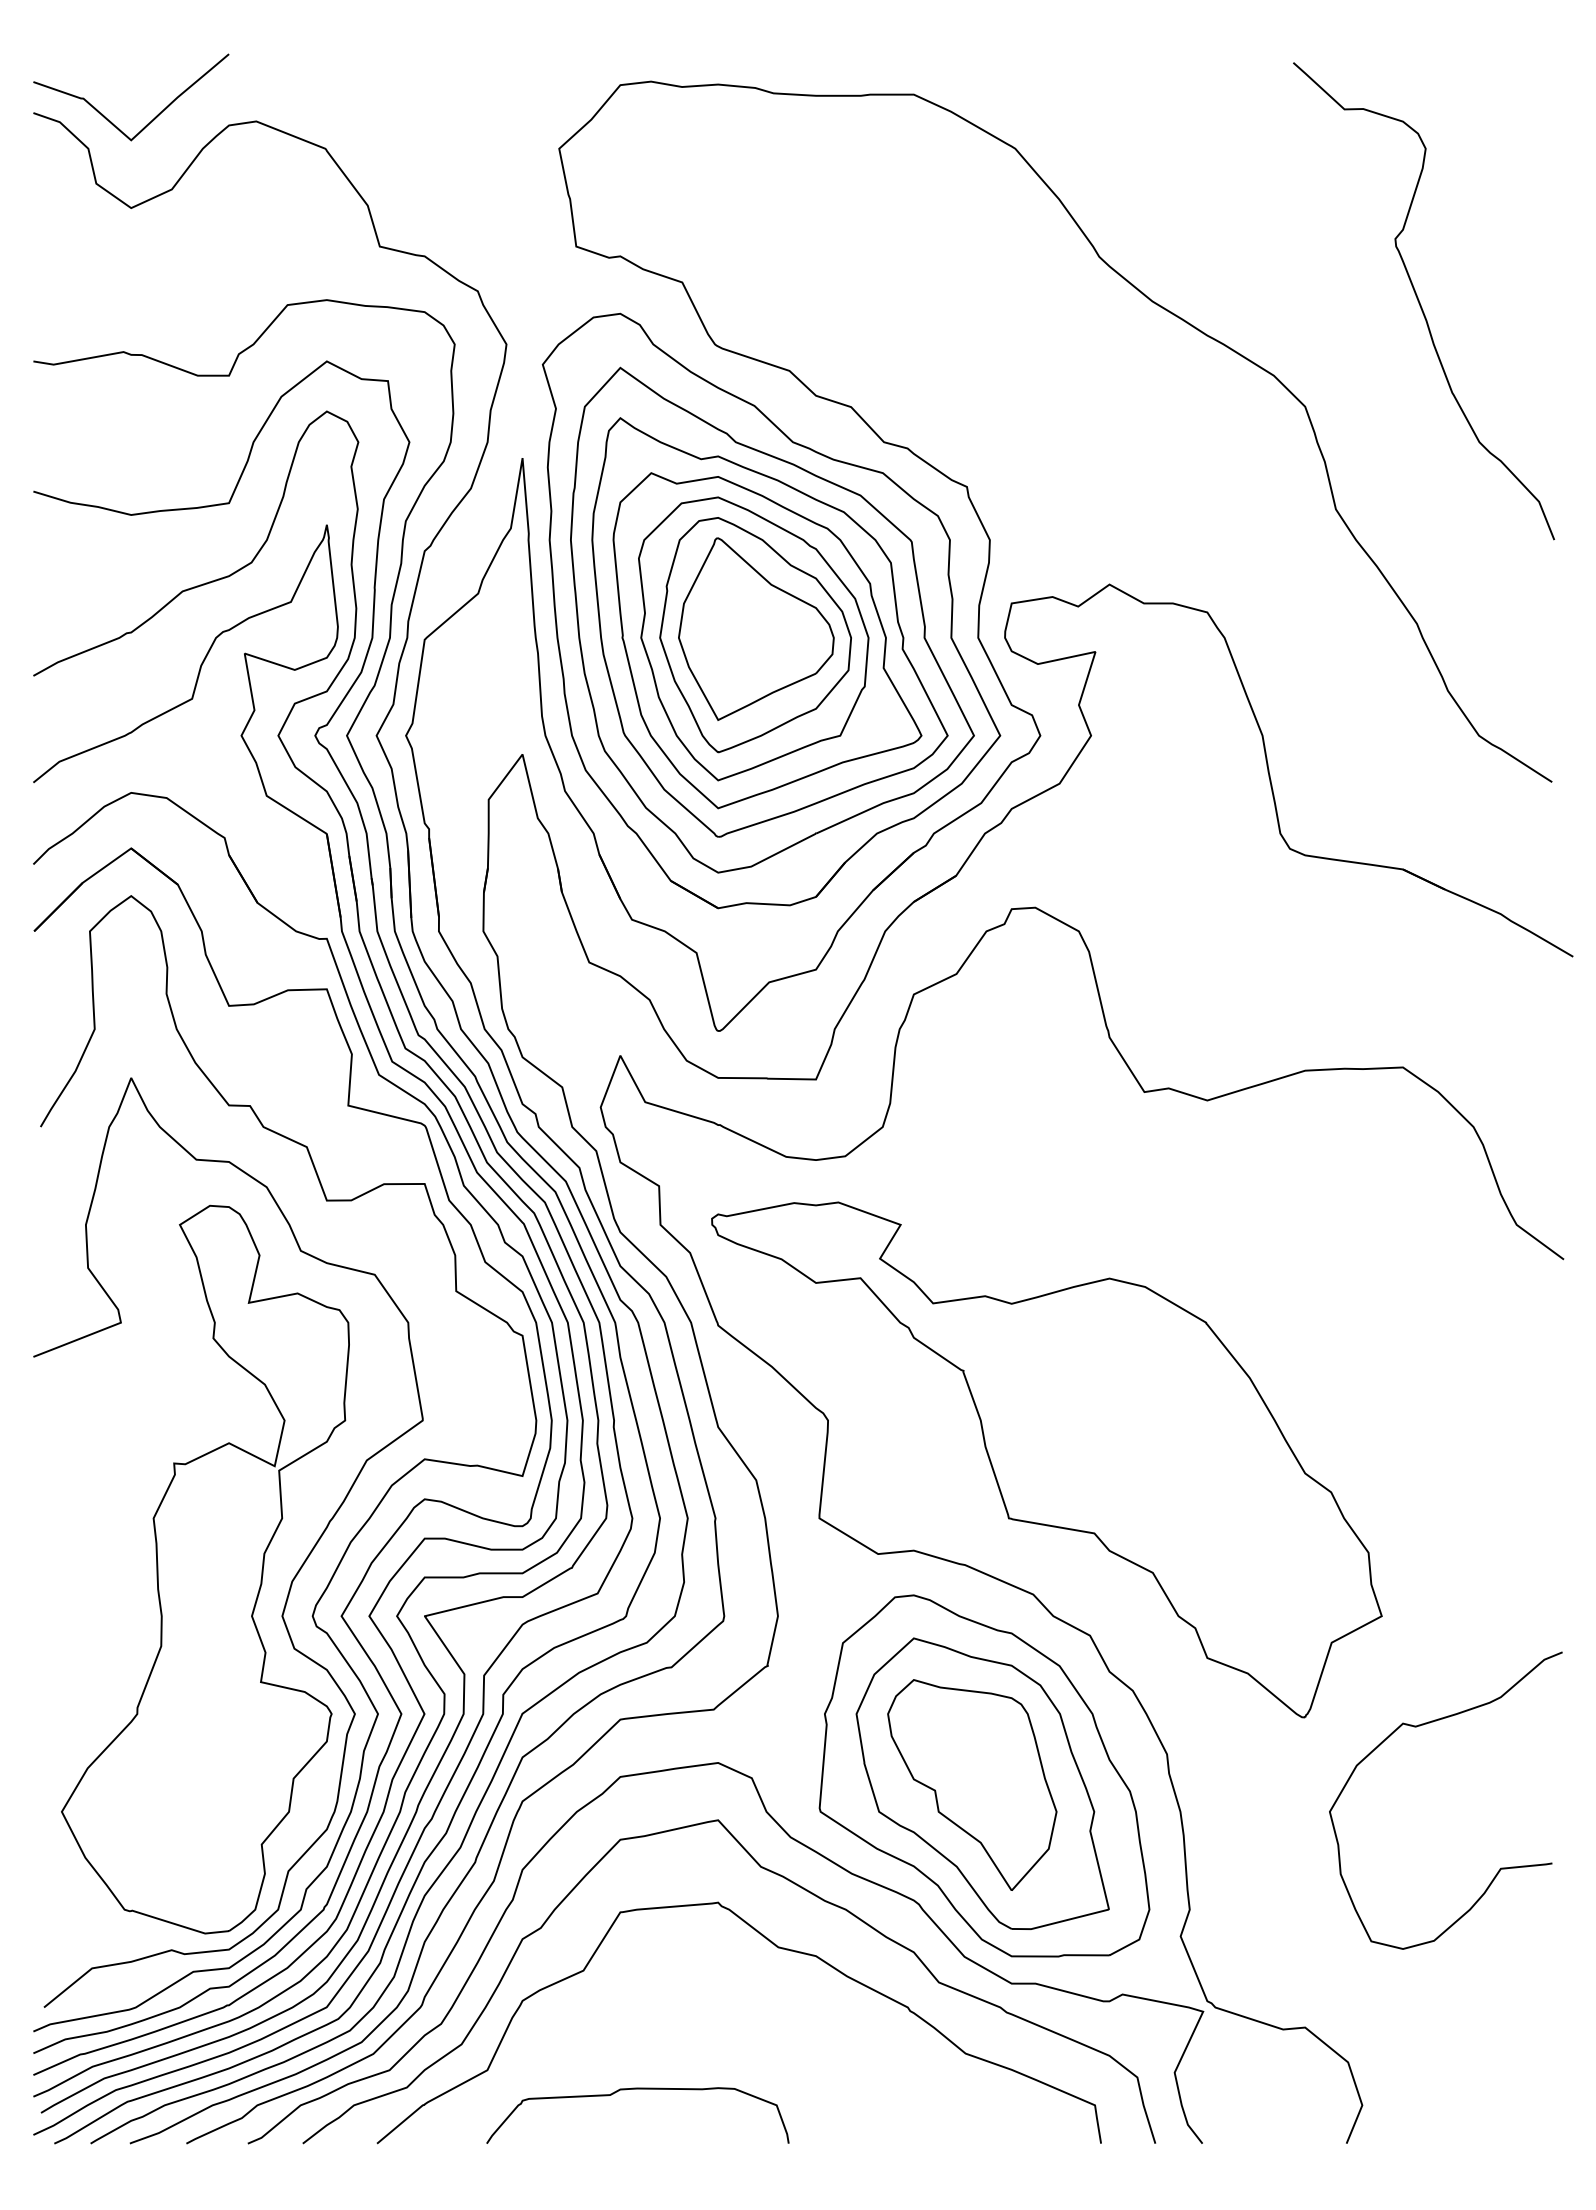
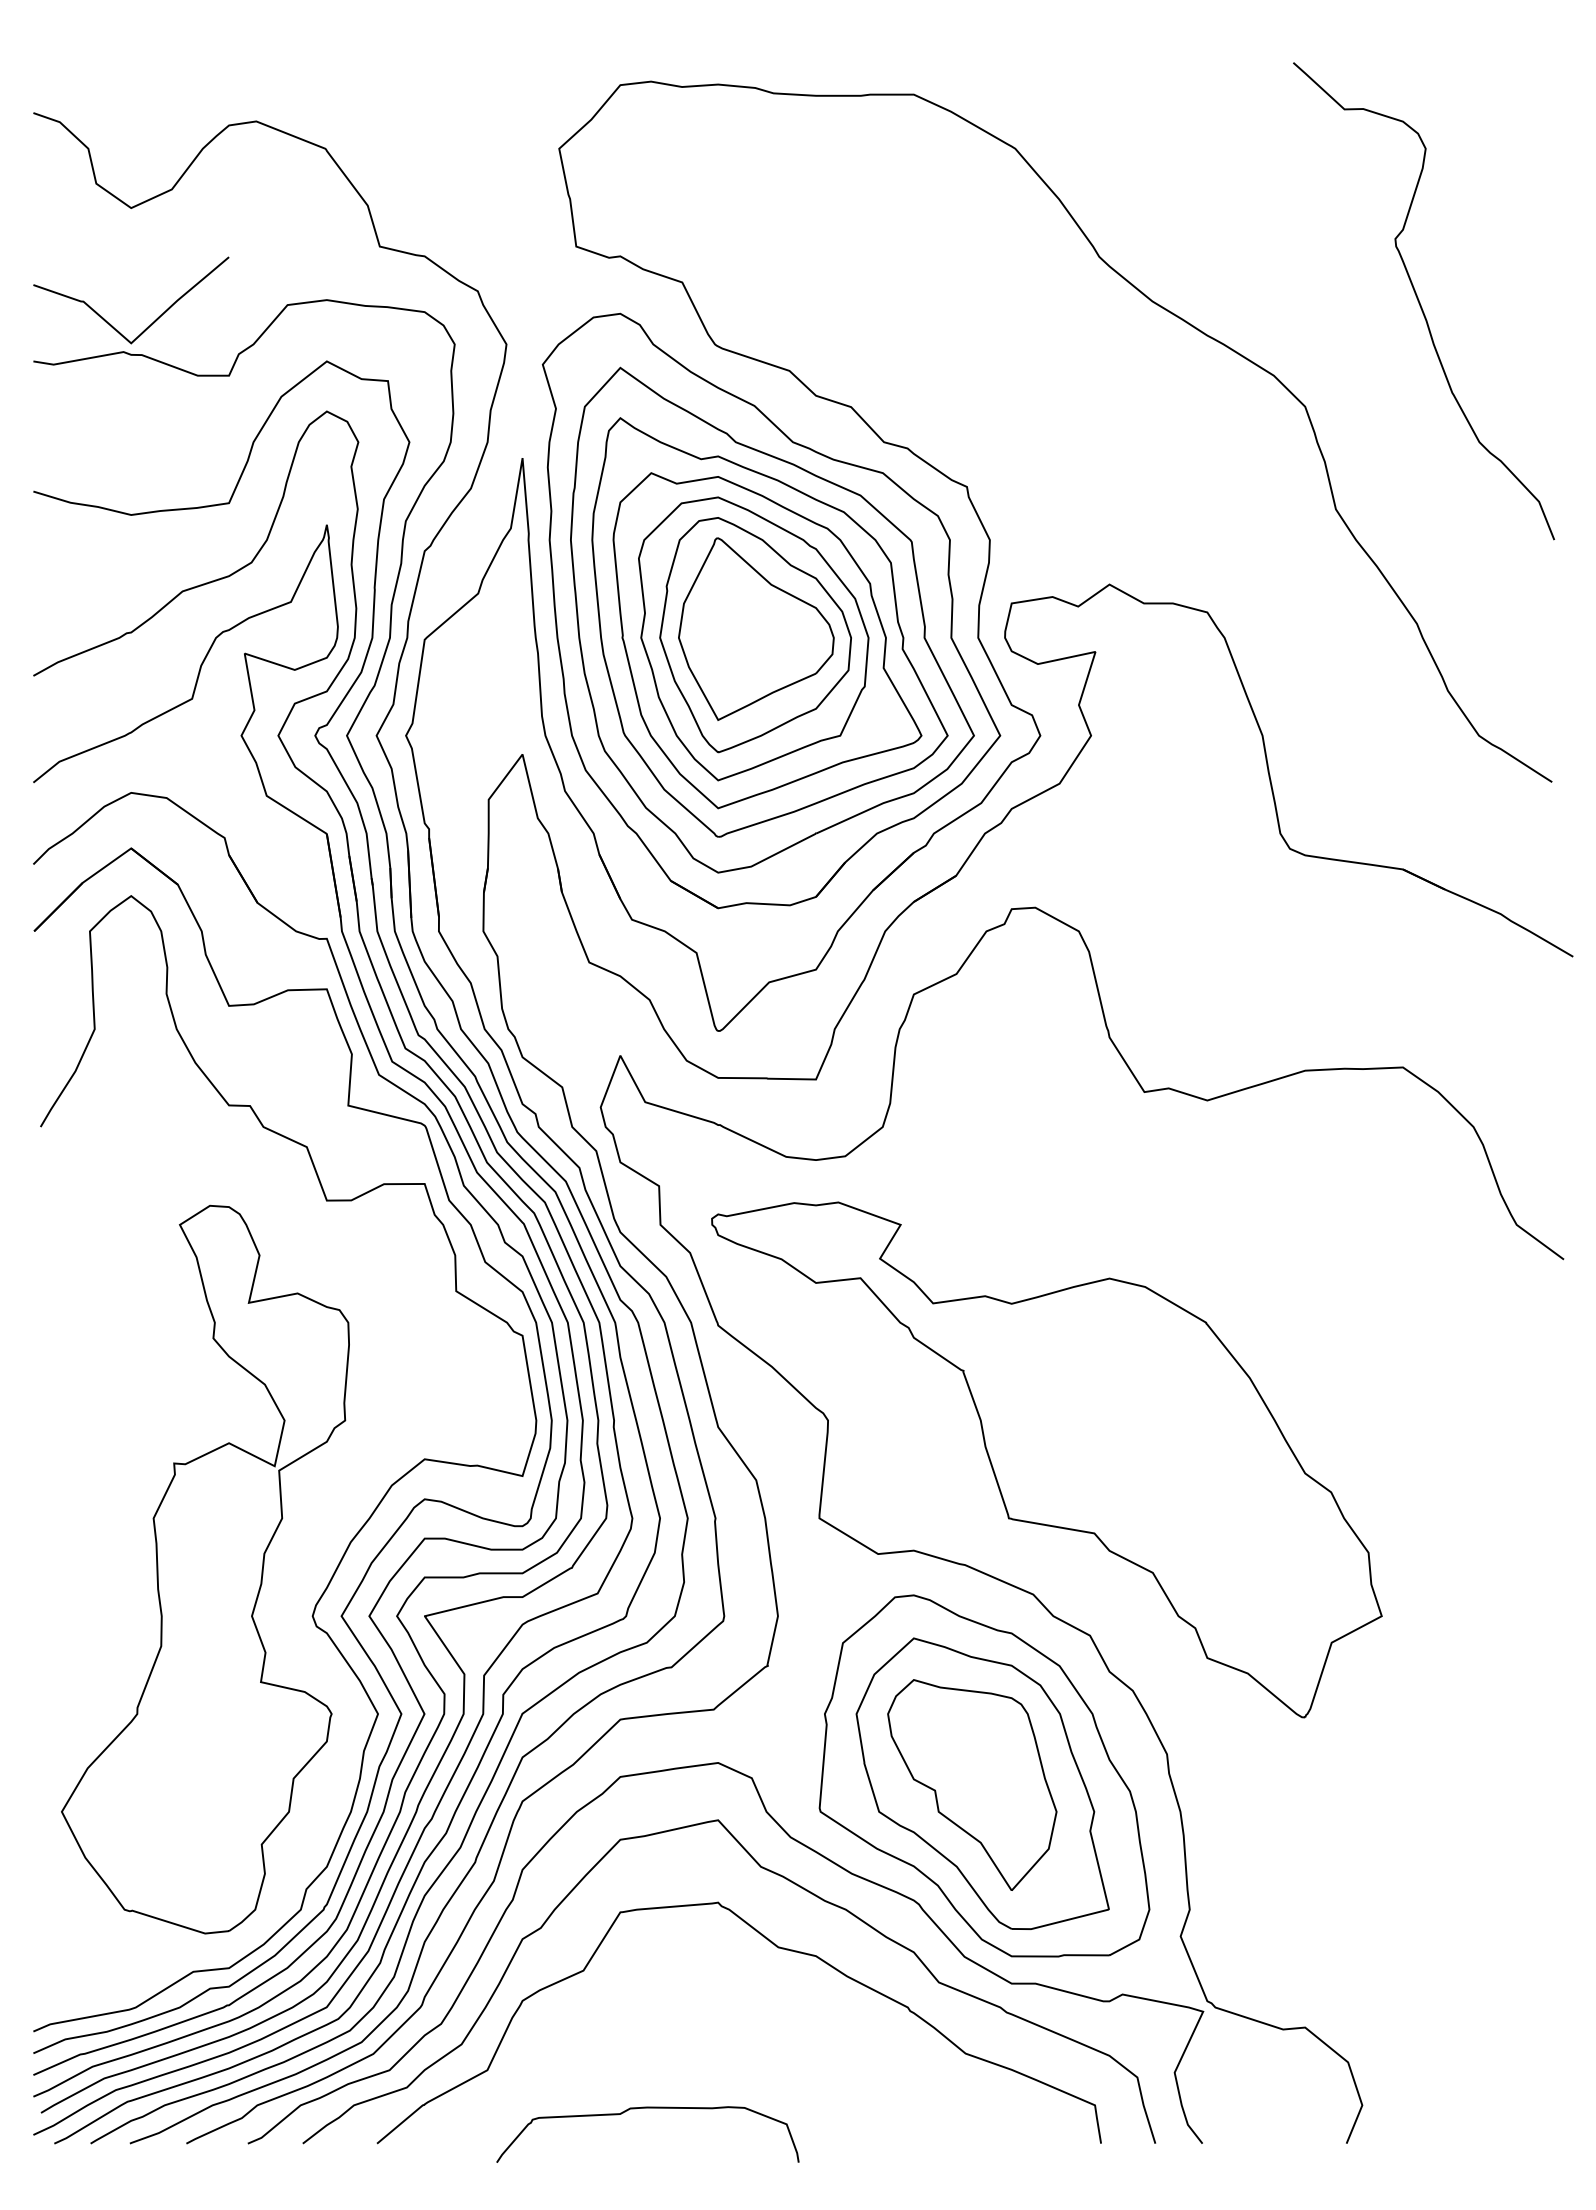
curve position: (153, 118) -> (153, 321) (153, 321)
curve: present -> none (291, 1580)
curve: present -> none (1420, 1726)
curve position: (637, 2089) -> (647, 2108) (647, 2108)
